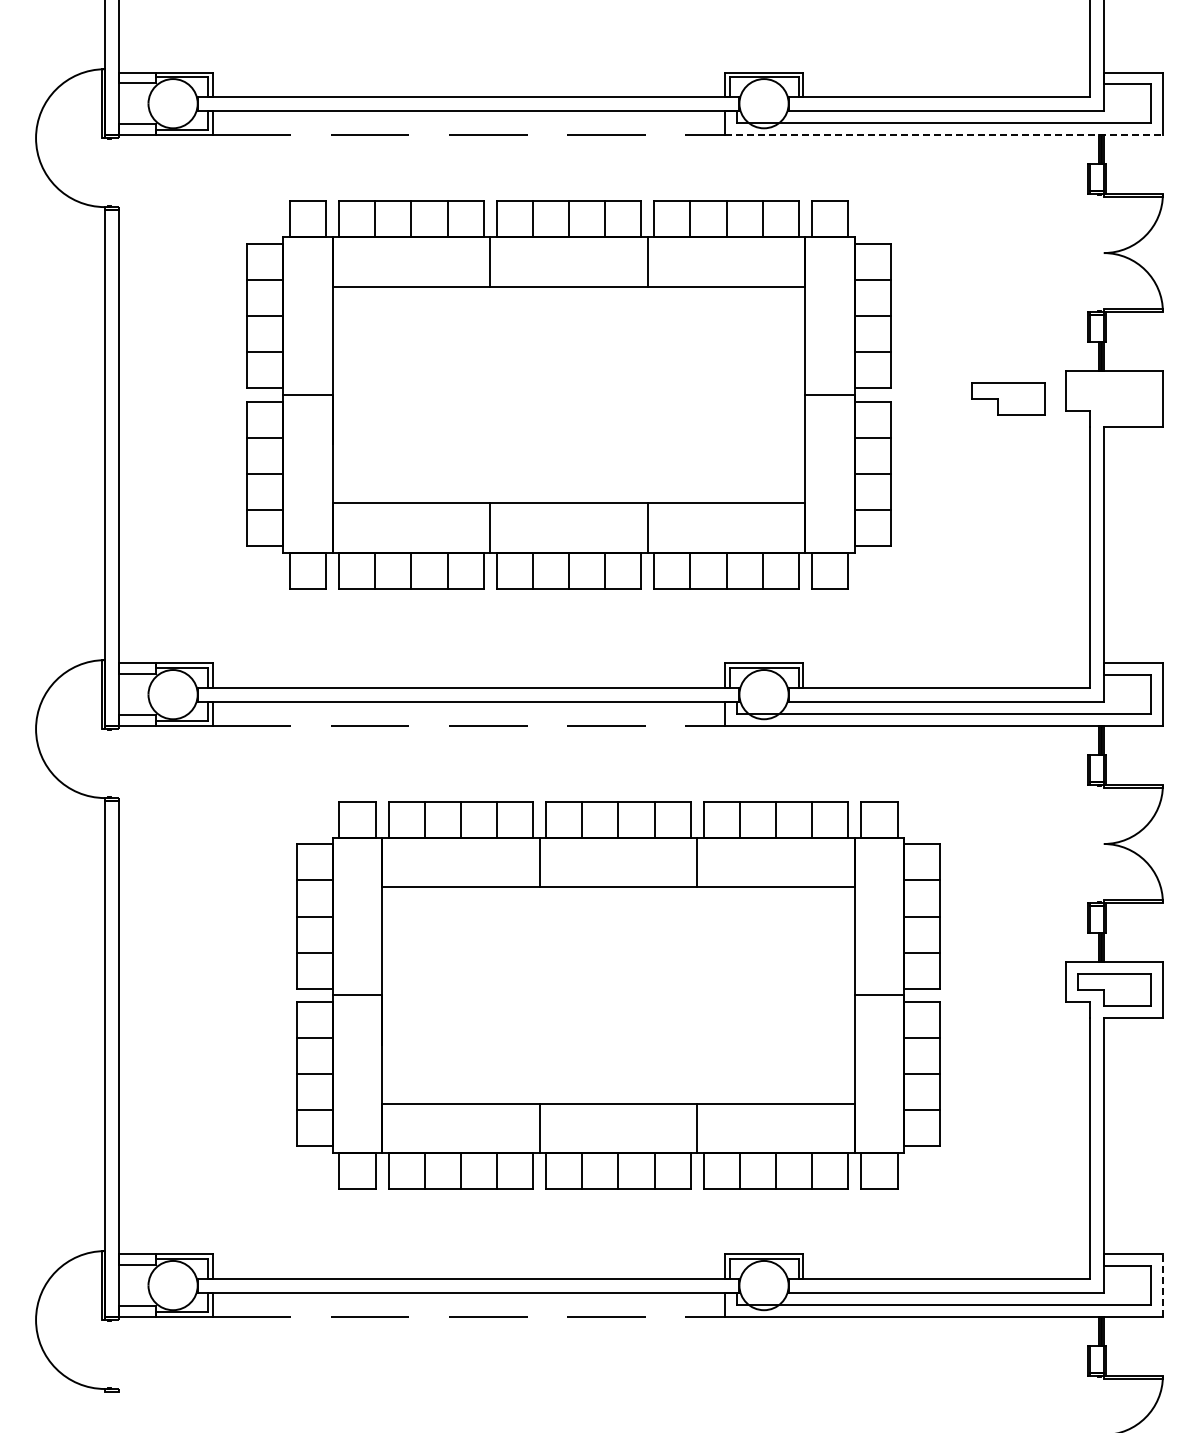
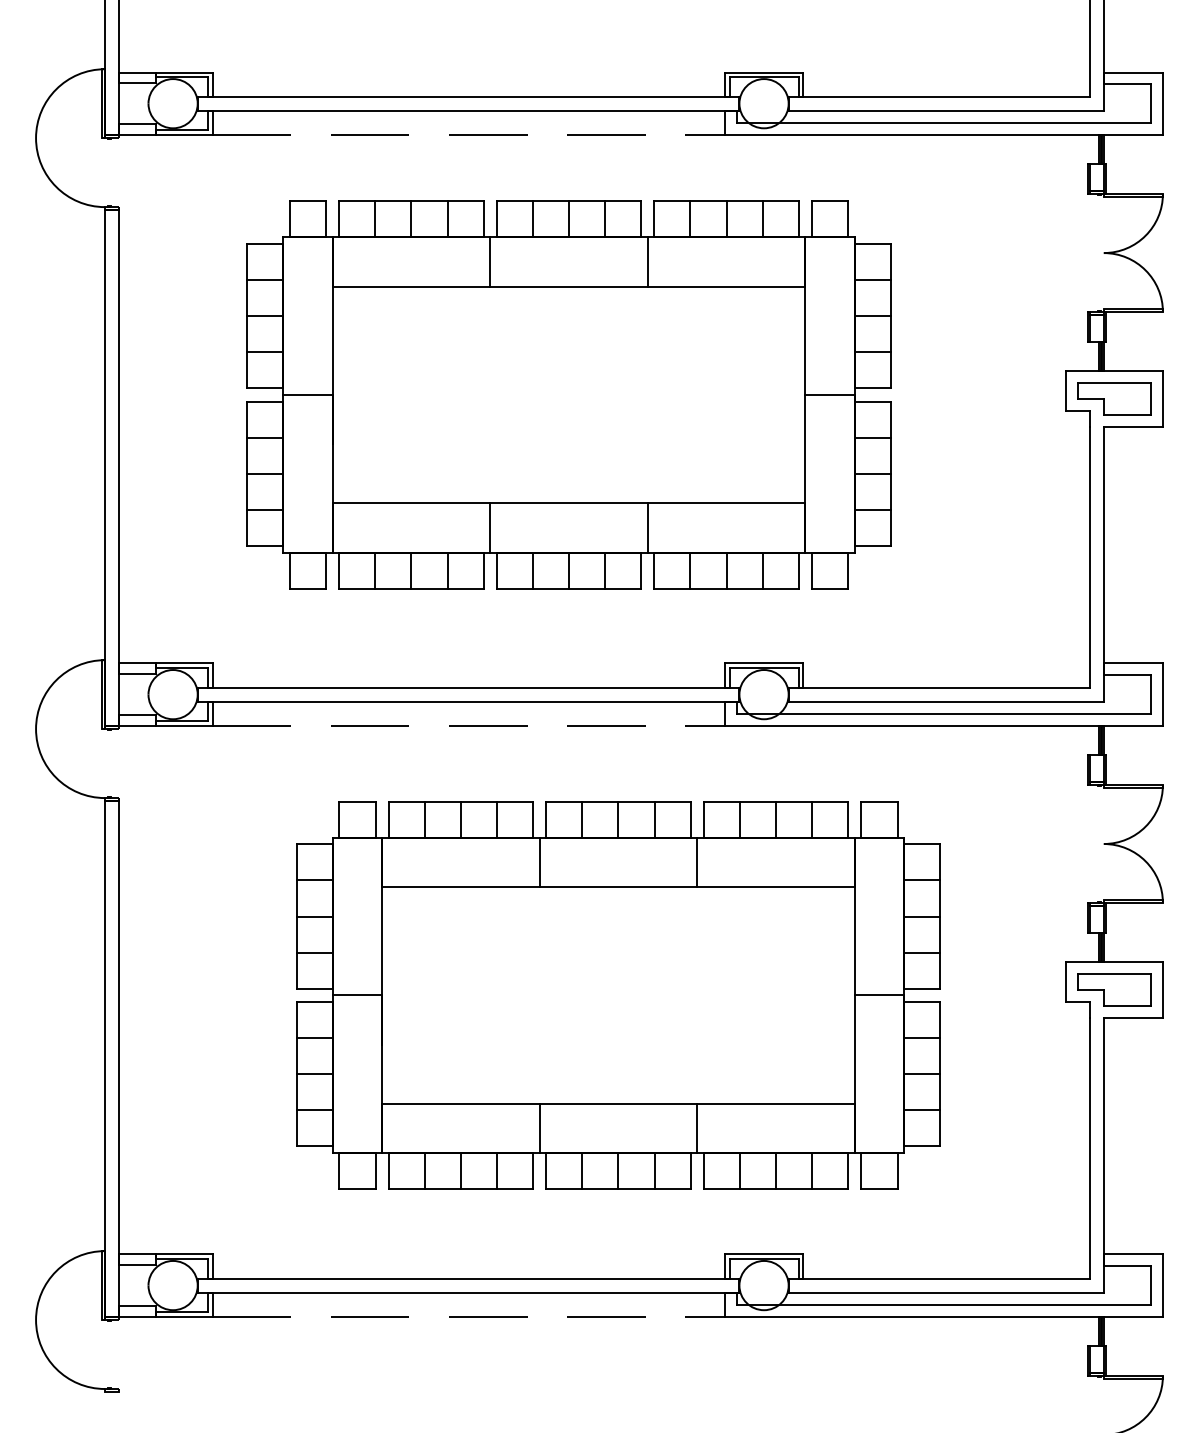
line: dashed -> solid (944, 134)
part position: (1008, 398) -> (1114, 398) (1114, 398)
line: dashed -> solid (1162, 1285)
